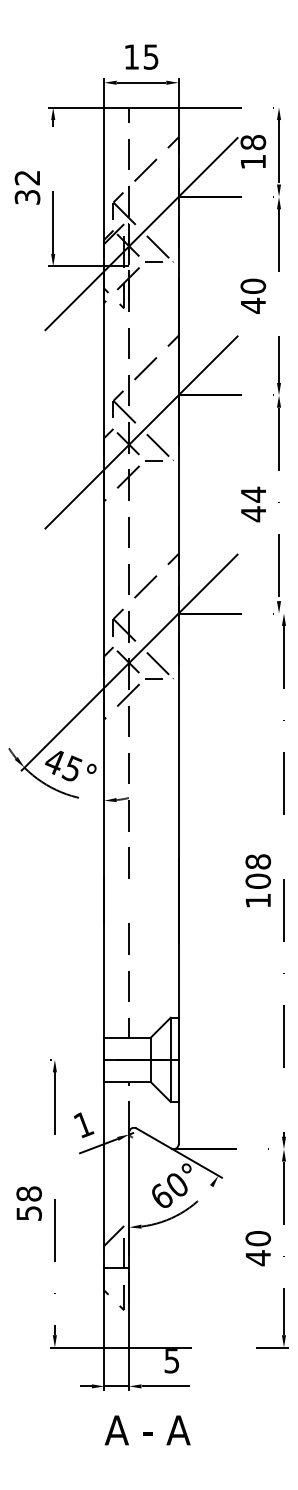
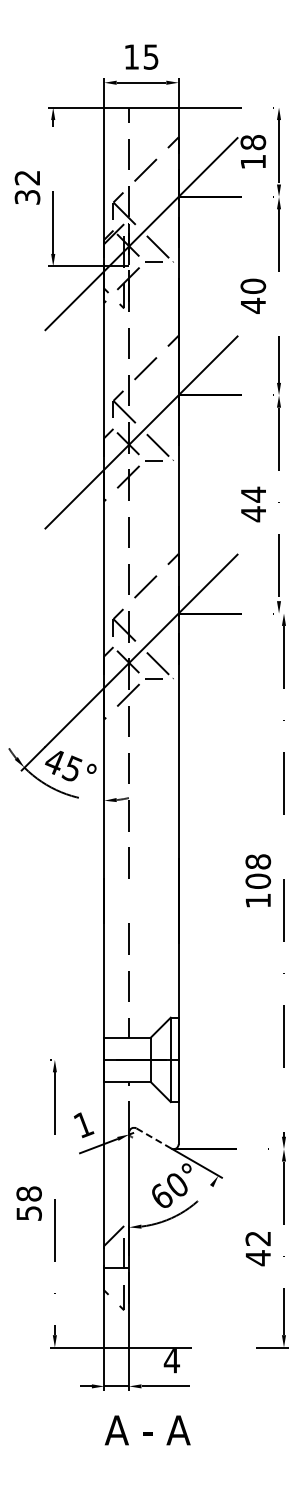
line: solid -> dashed (153, 1138)
text: 40 -> 42 (258, 1238)
text: 5 -> 4 (171, 1361)
